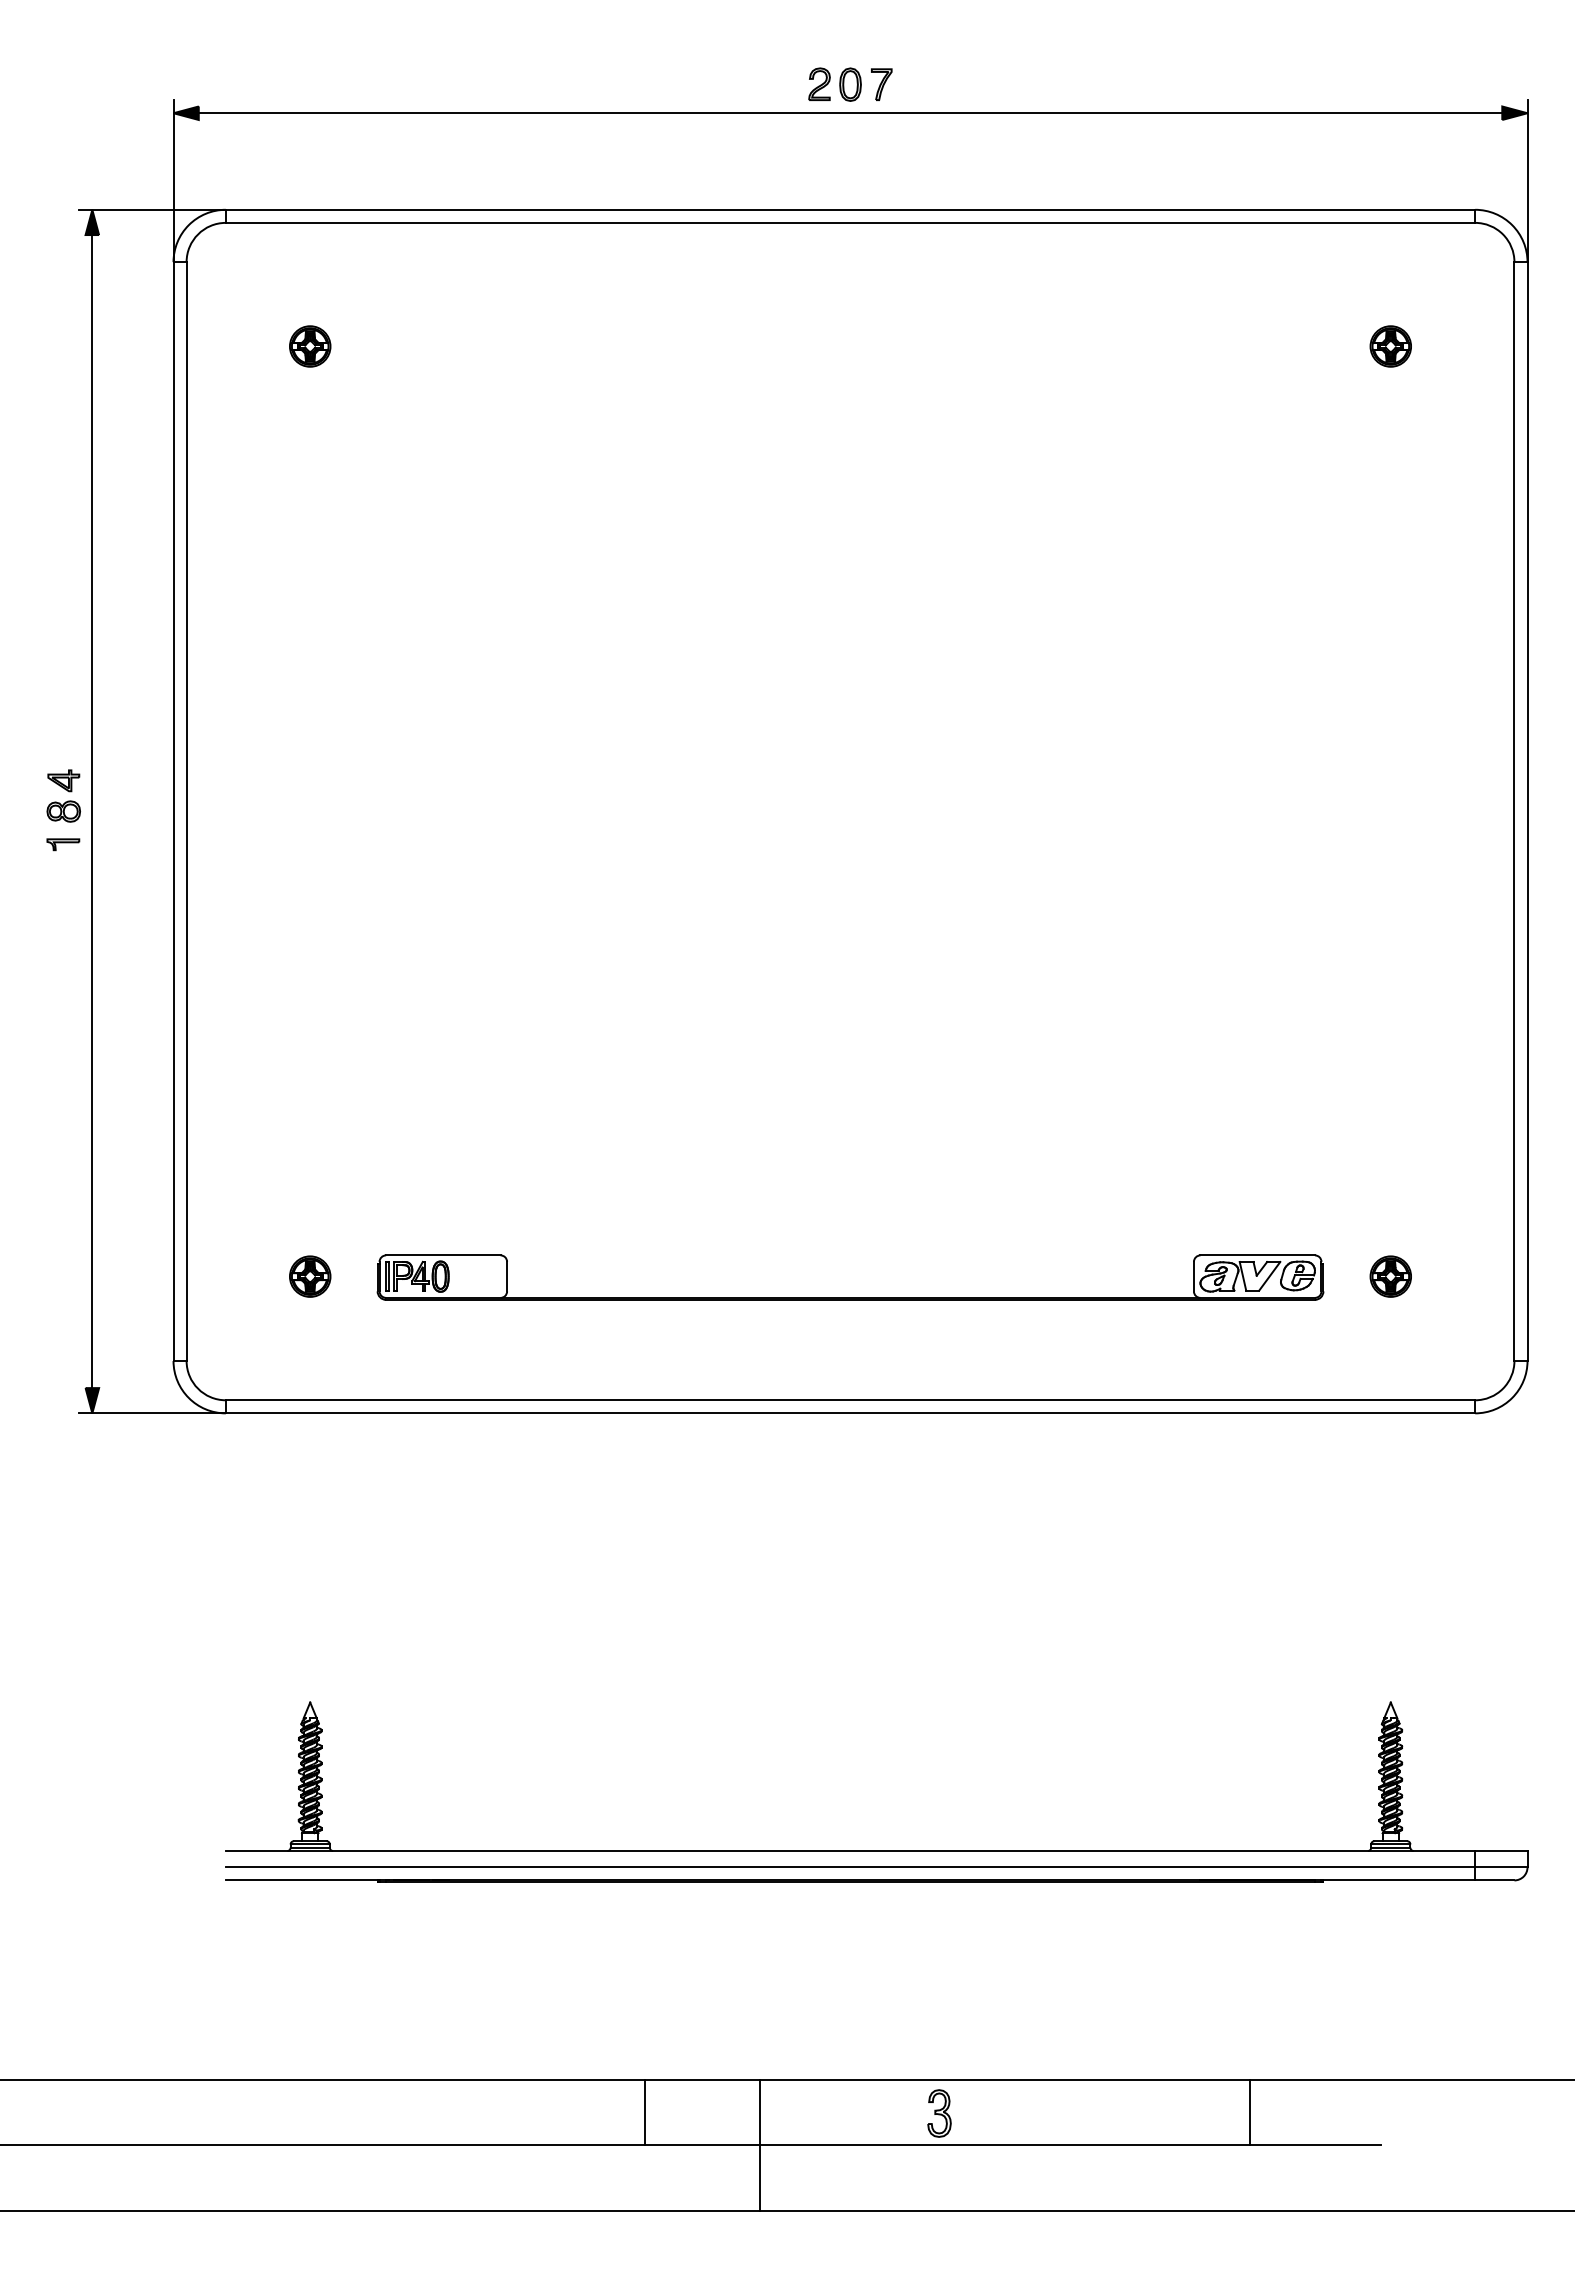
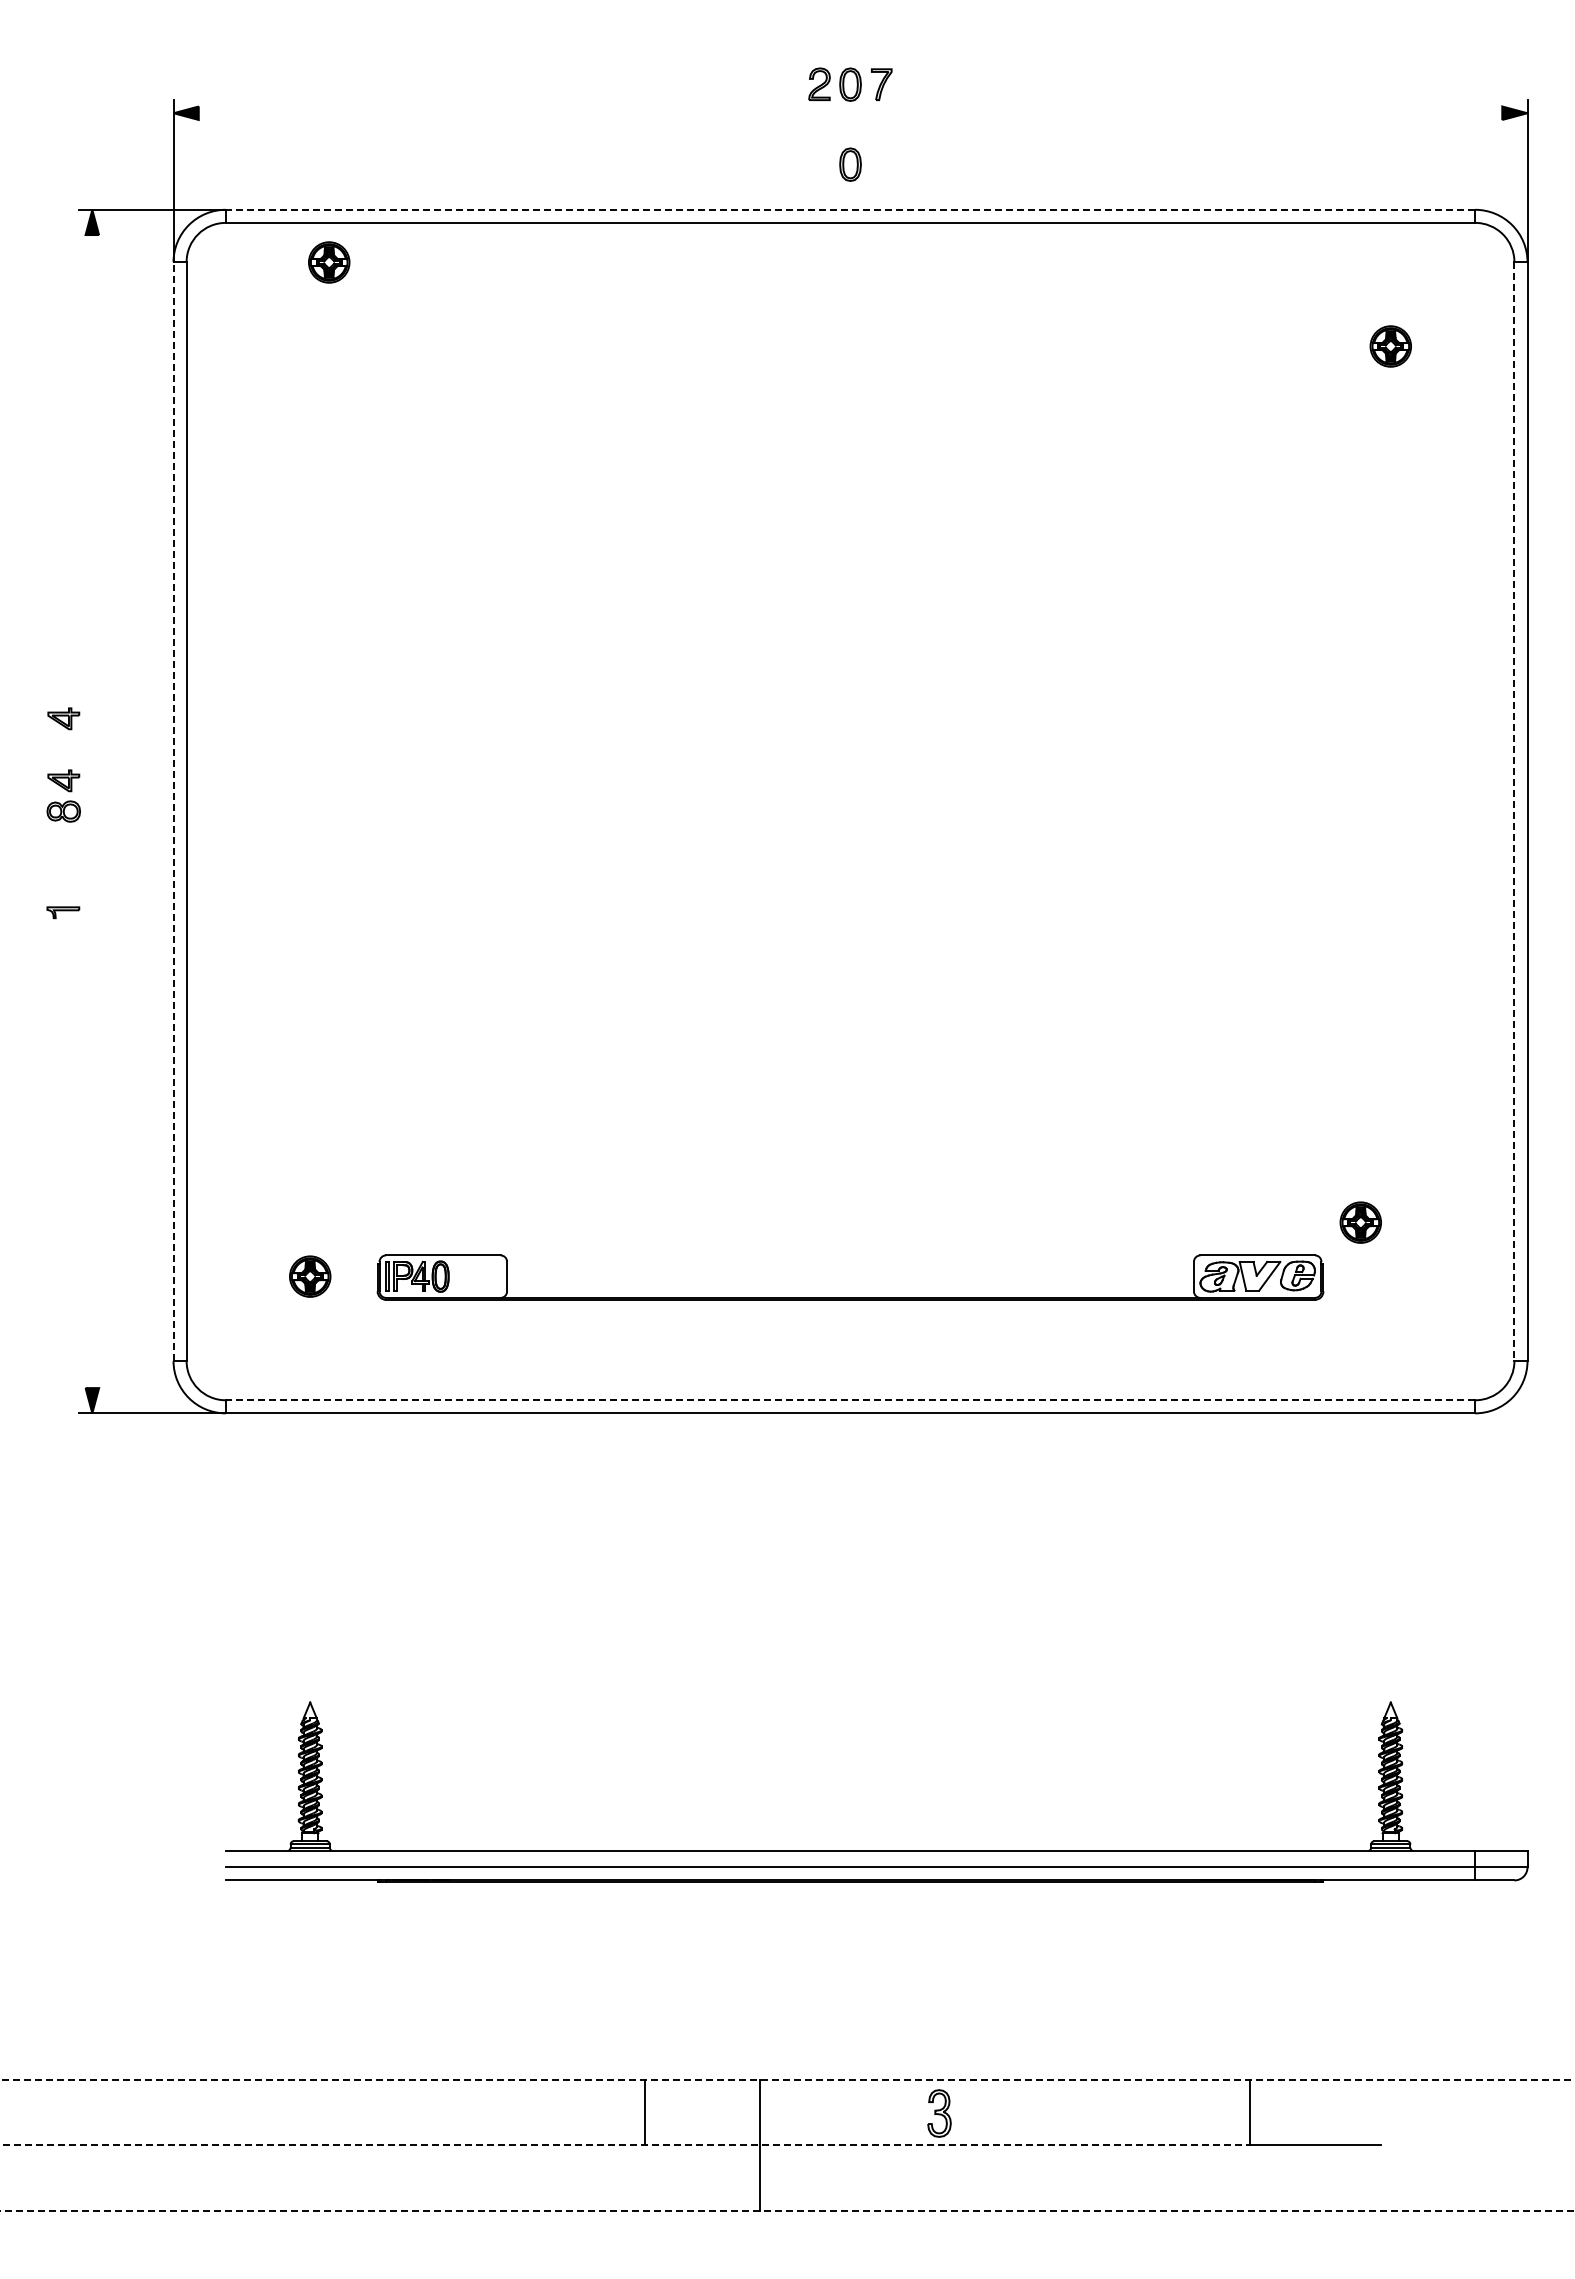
line: present -> none (850, 113)
part: none -> present (850, 164)
line: solid -> dashed (850, 209)
part position: (310, 346) -> (329, 262) (329, 262)
part: none -> present (63, 718)
line: present -> none (92, 811)
line: solid -> dashed (173, 811)
line: solid -> dashed (1514, 812)
part position: (63, 844) -> (63, 912) (63, 912)
part position: (1390, 1276) -> (1360, 1222) (1360, 1222)
line: solid -> dashed (850, 1400)
line: solid -> dashed (787, 2079)
line: solid -> dashed (625, 2145)
line: solid -> dashed (787, 2210)
